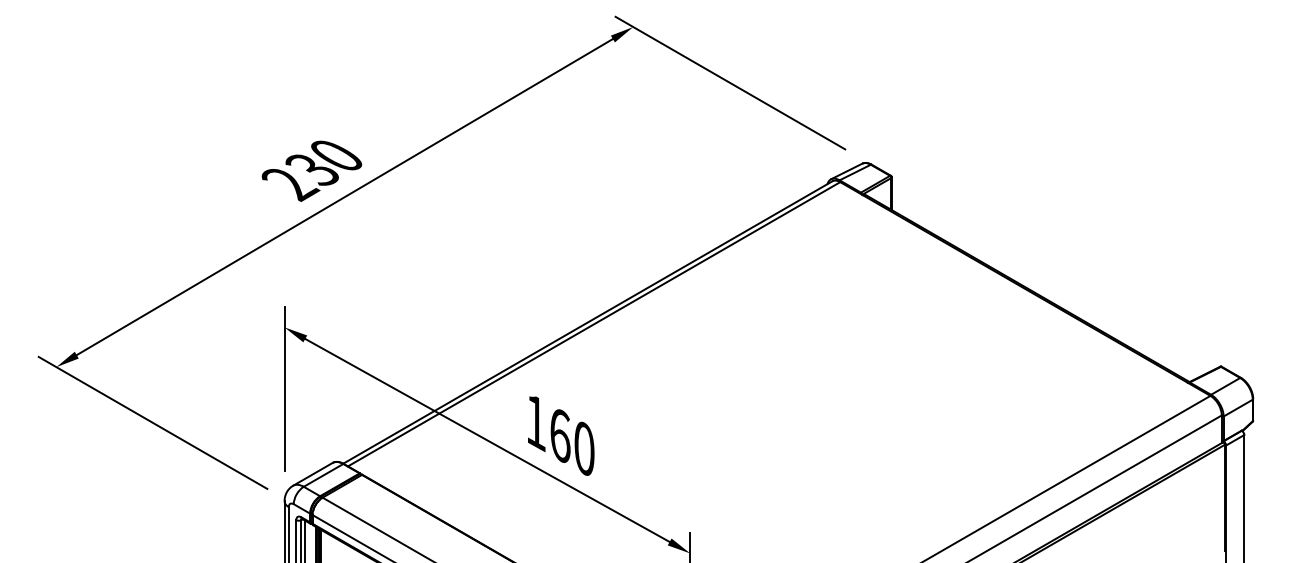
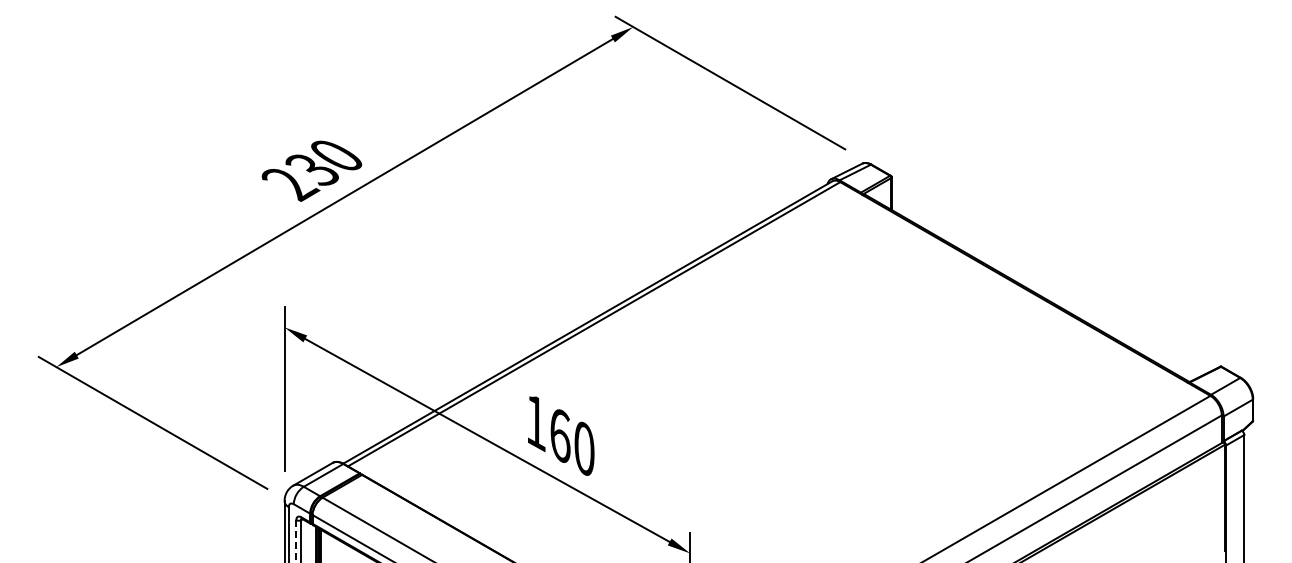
line: present -> none (305, 539)
line: solid -> dashed (296, 541)
